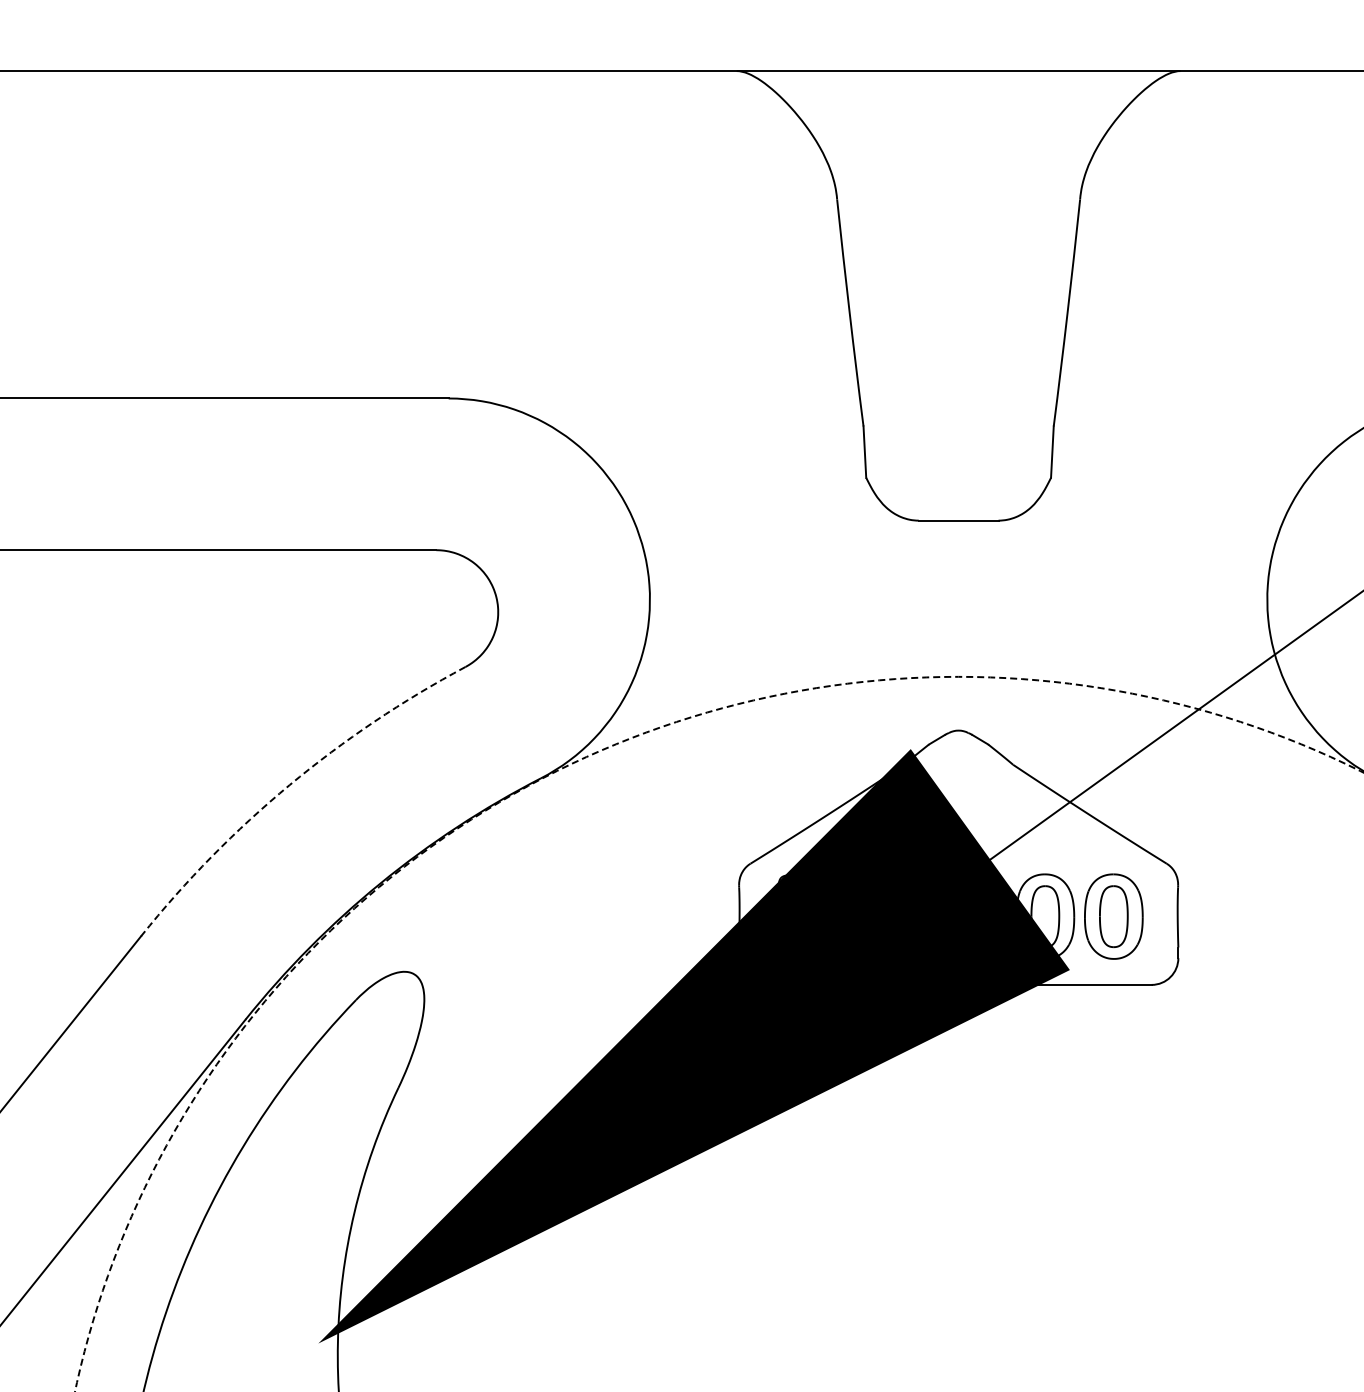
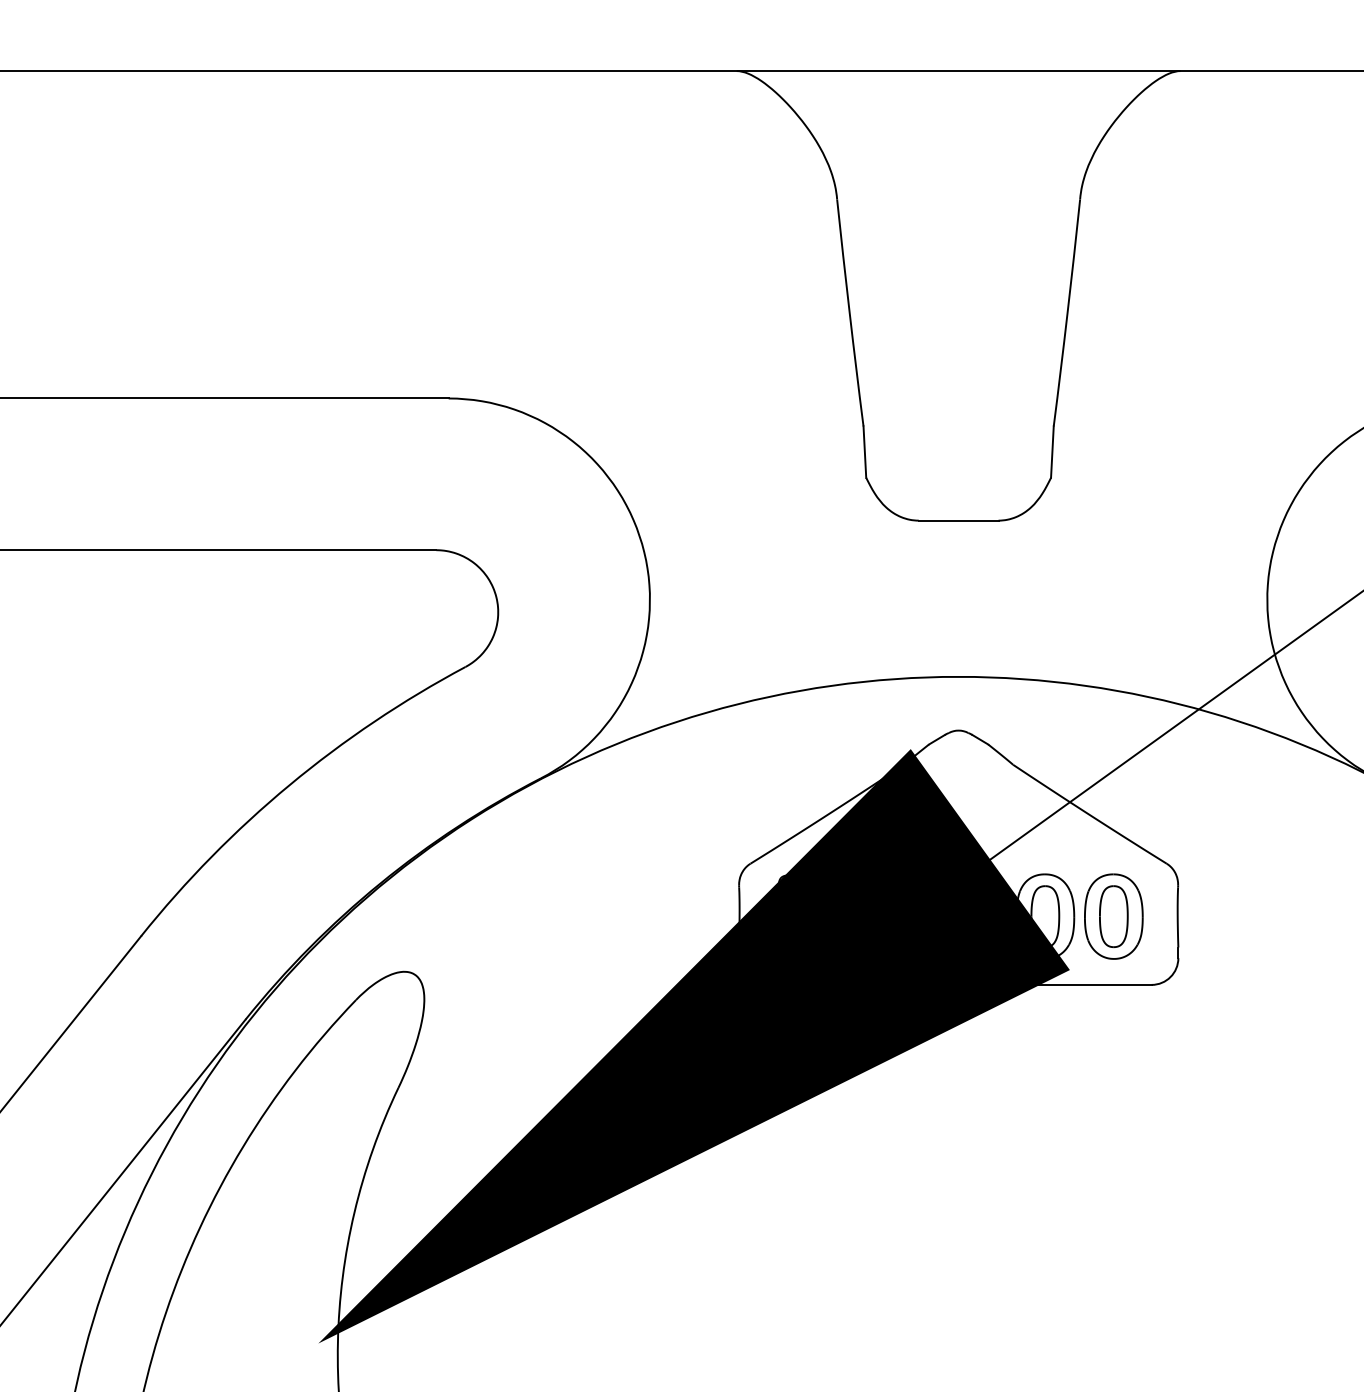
arc: dashed -> solid (568, 765)
arc: dashed -> solid (289, 785)
